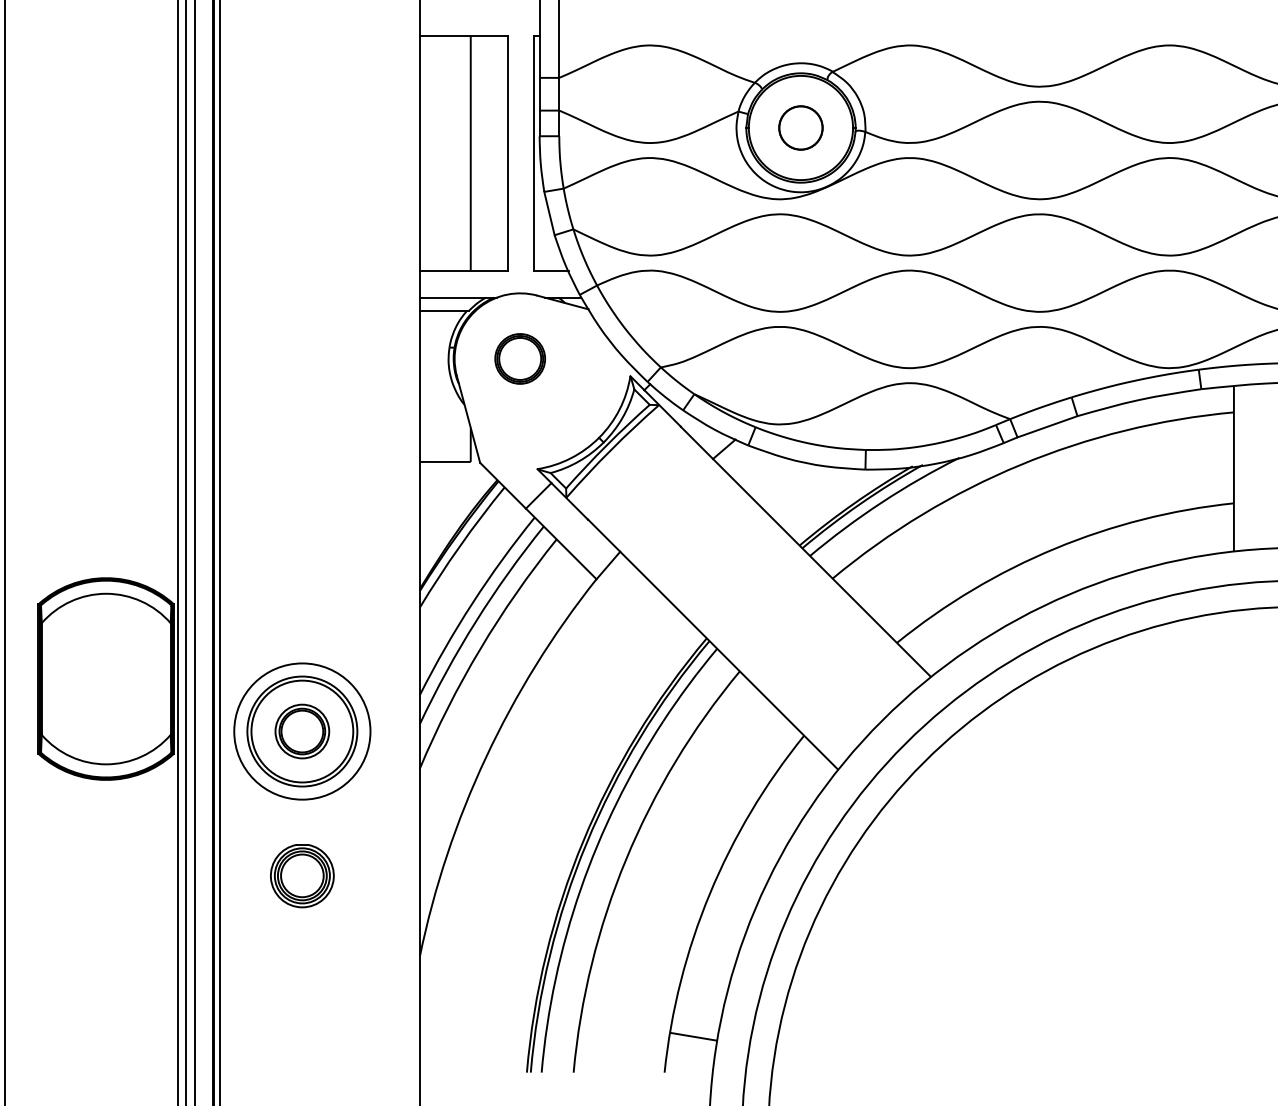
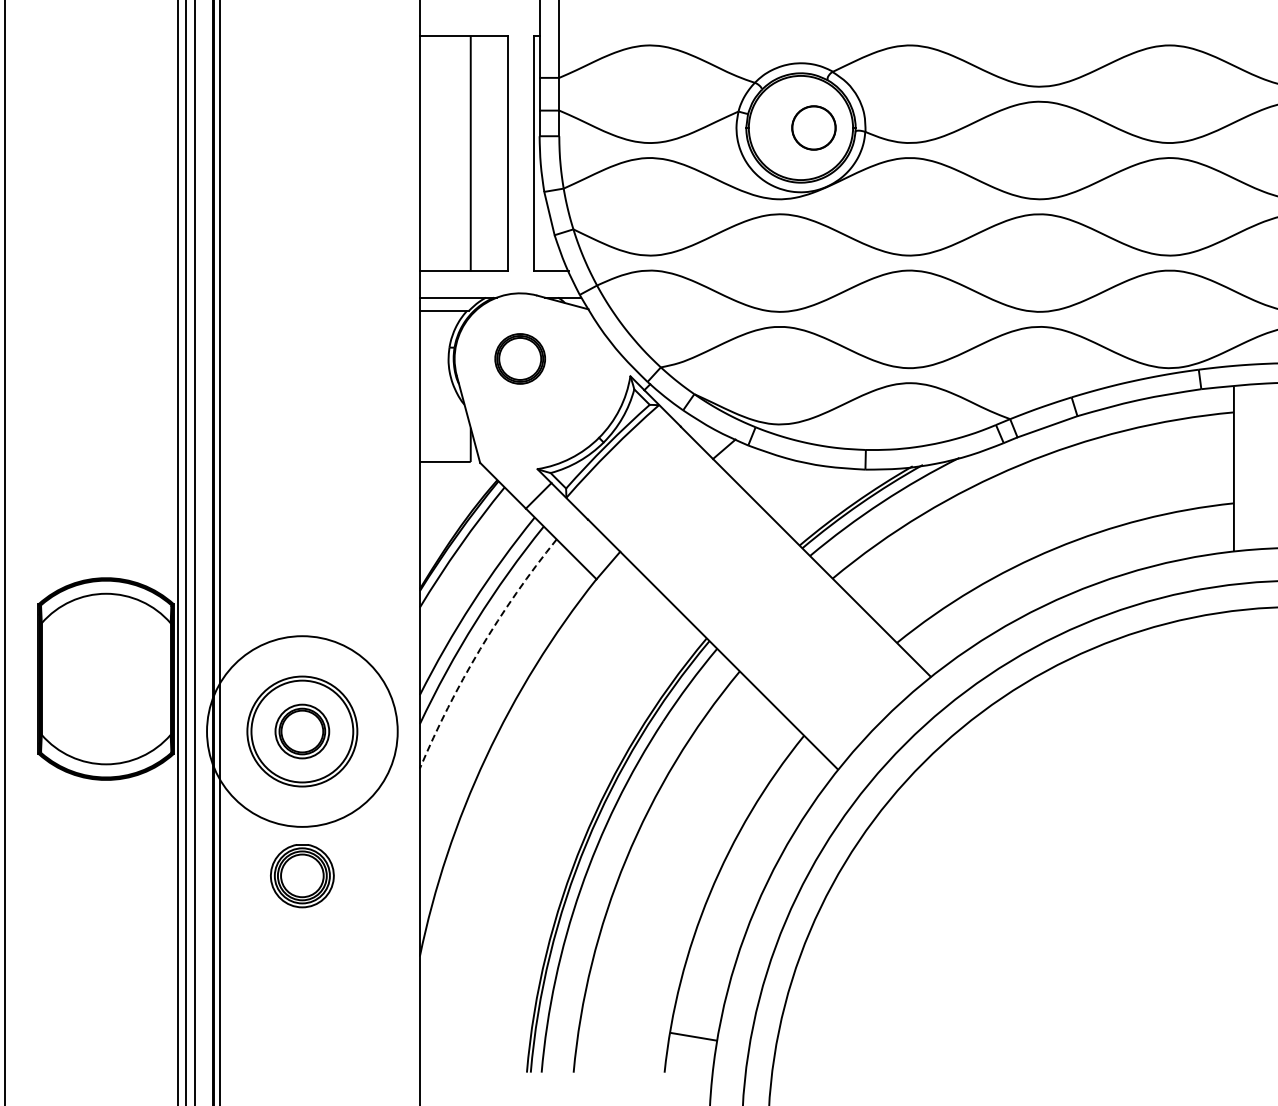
part position: (800, 127) -> (813, 127) (813, 127)
arc: solid -> dashed (480, 649)
circle diameter: 136 px -> 191 px (302, 731)
